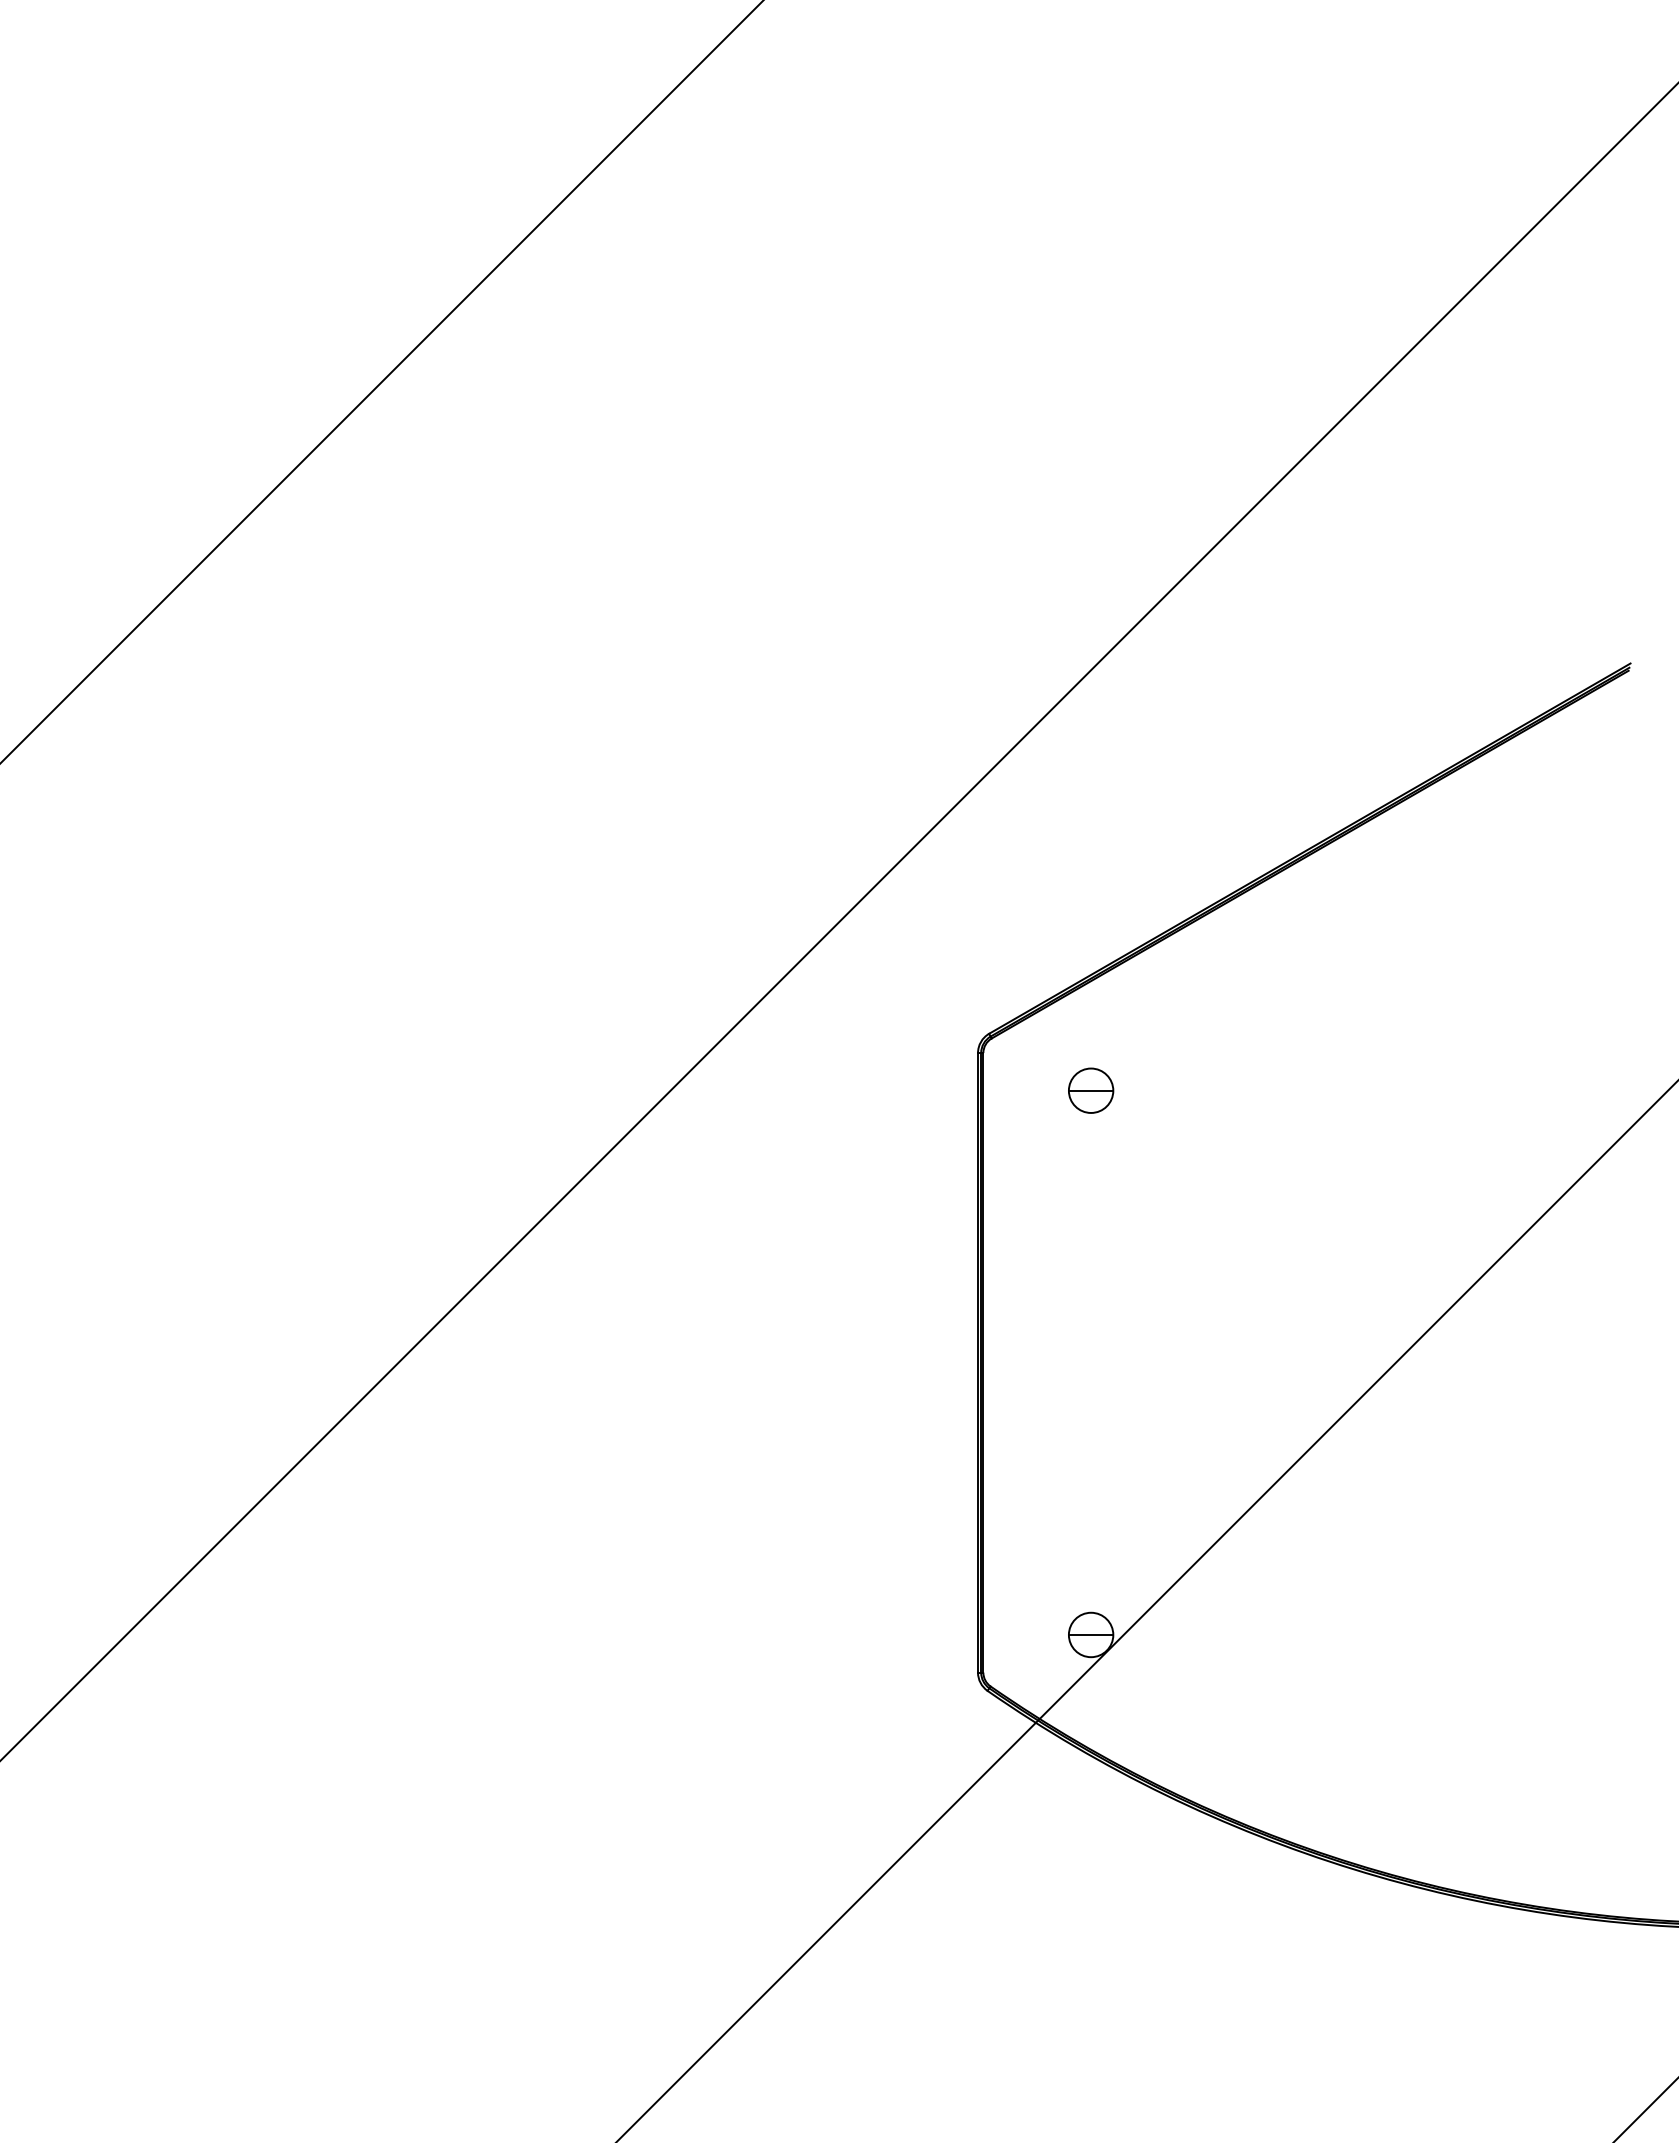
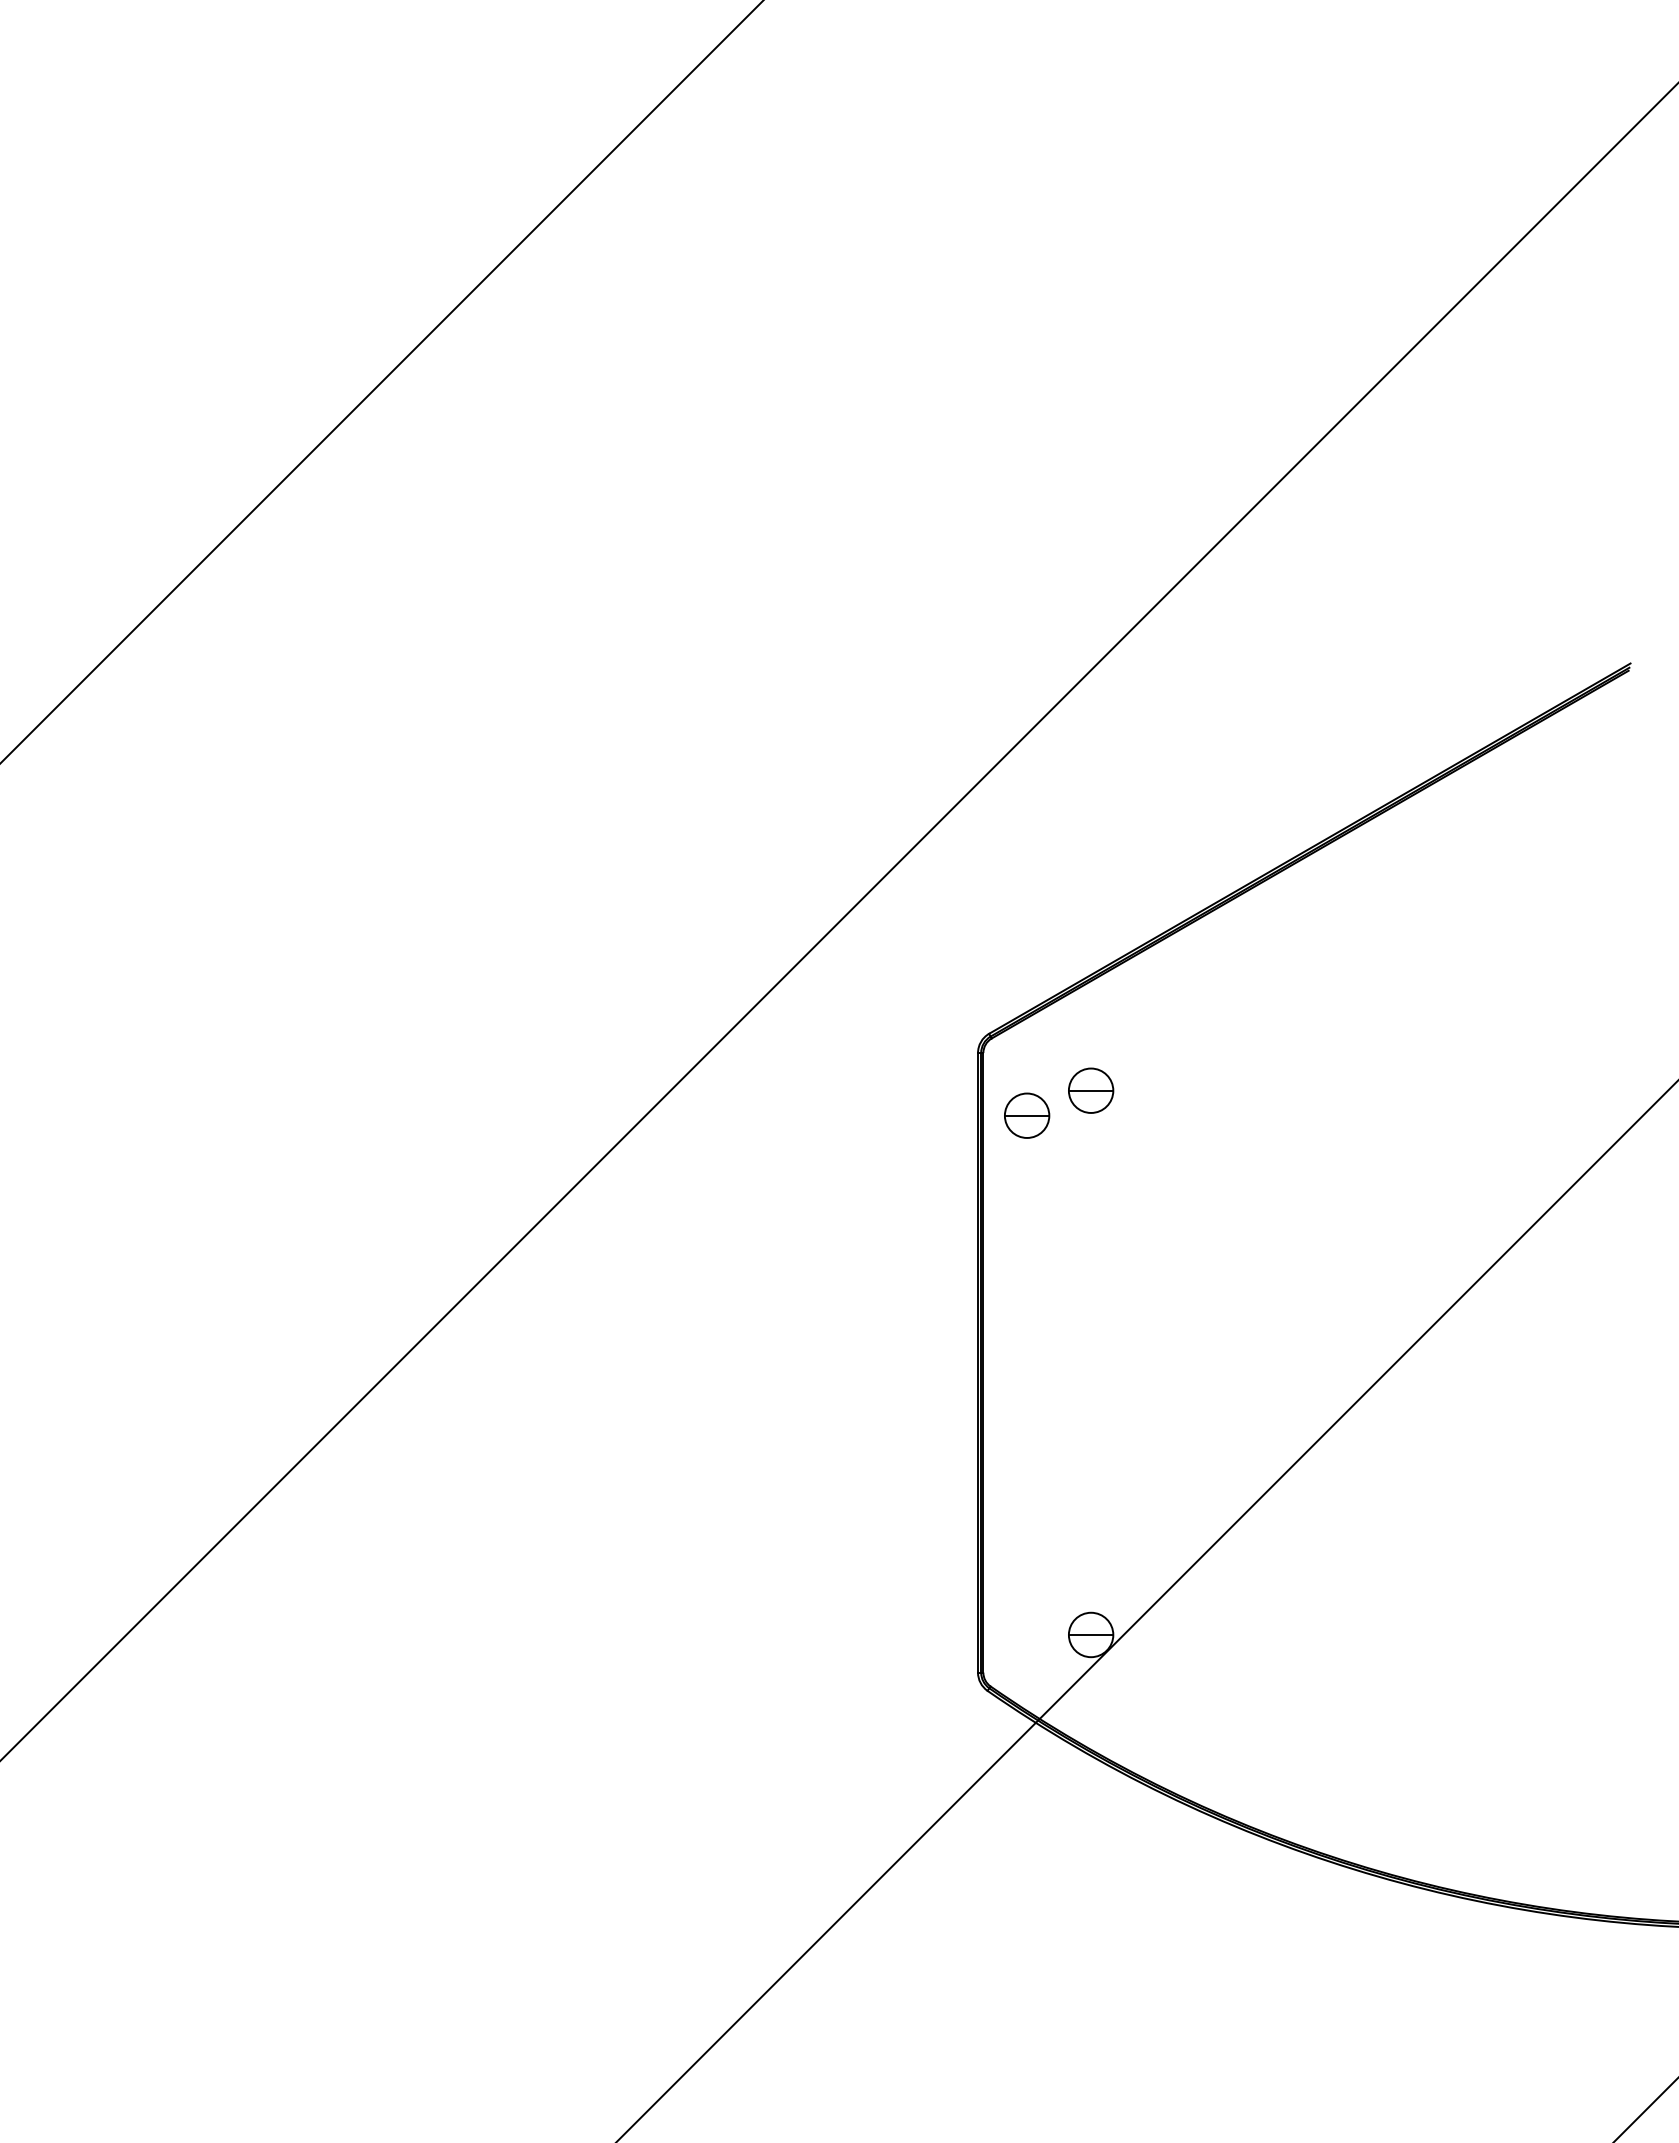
part: none -> present (1027, 1115)
